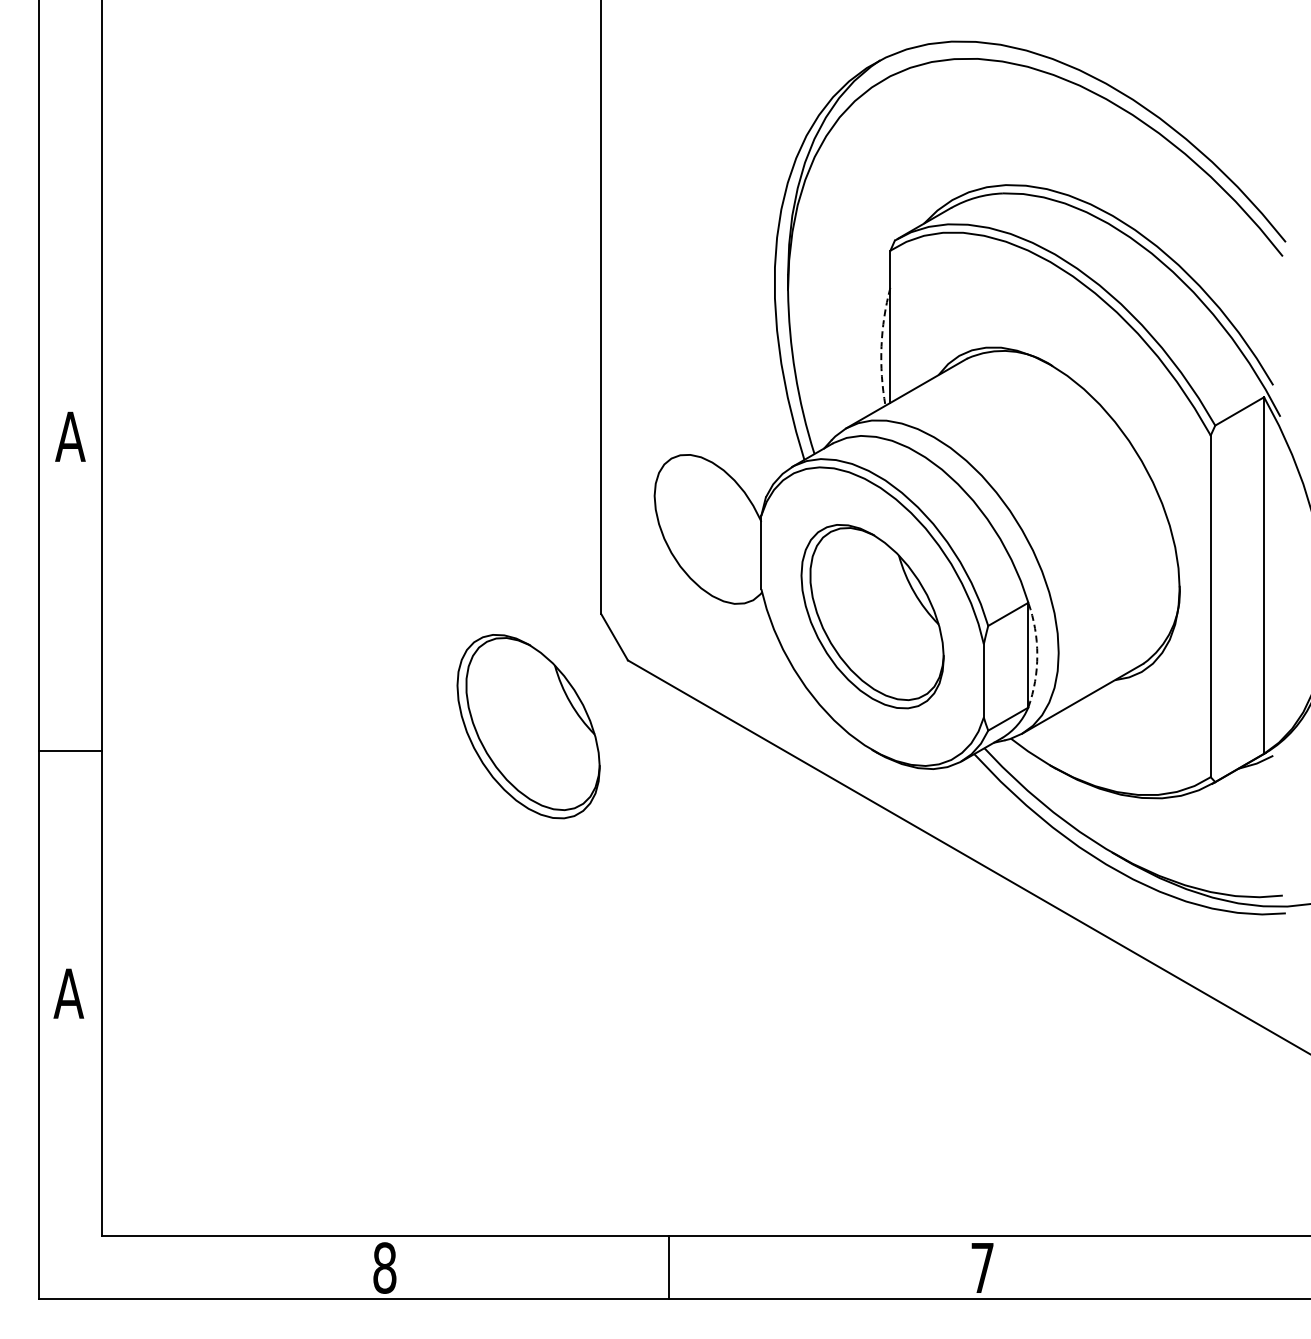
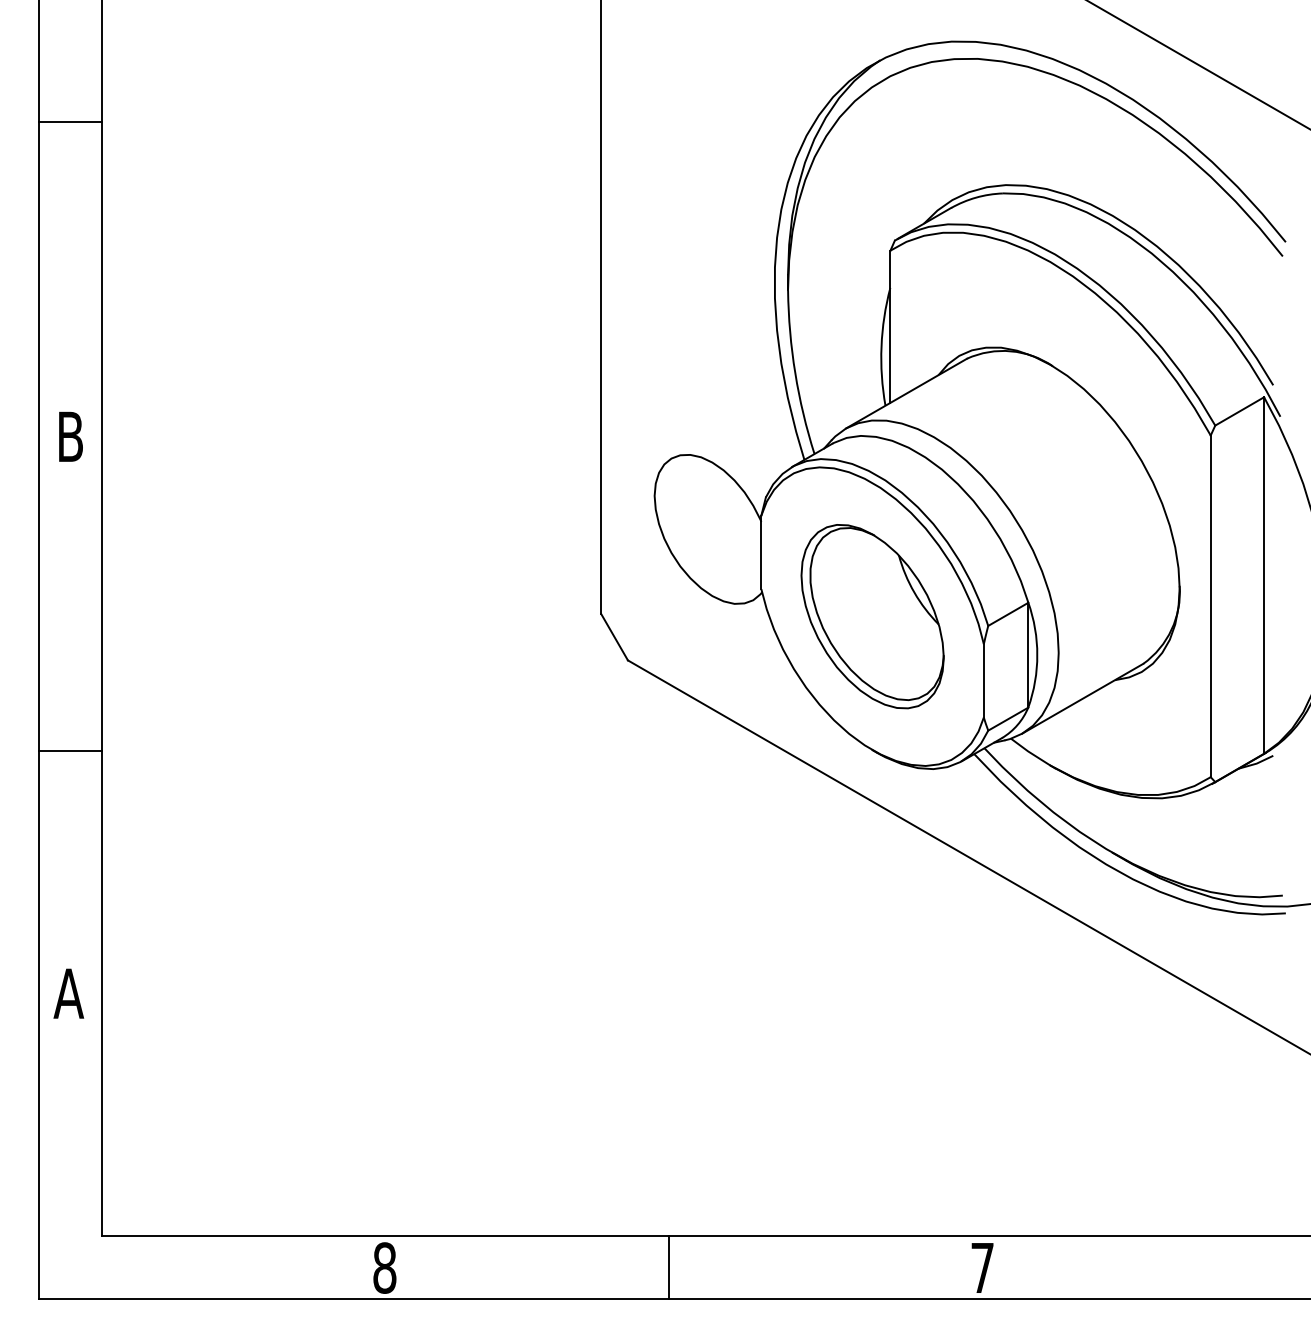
line: none -> present (1198, 64)
line: none -> present (70, 122)
arc: dashed -> solid (881, 346)
text: A -> B (70, 436)
arc: dashed -> solid (1037, 655)
part: present -> none (528, 726)
